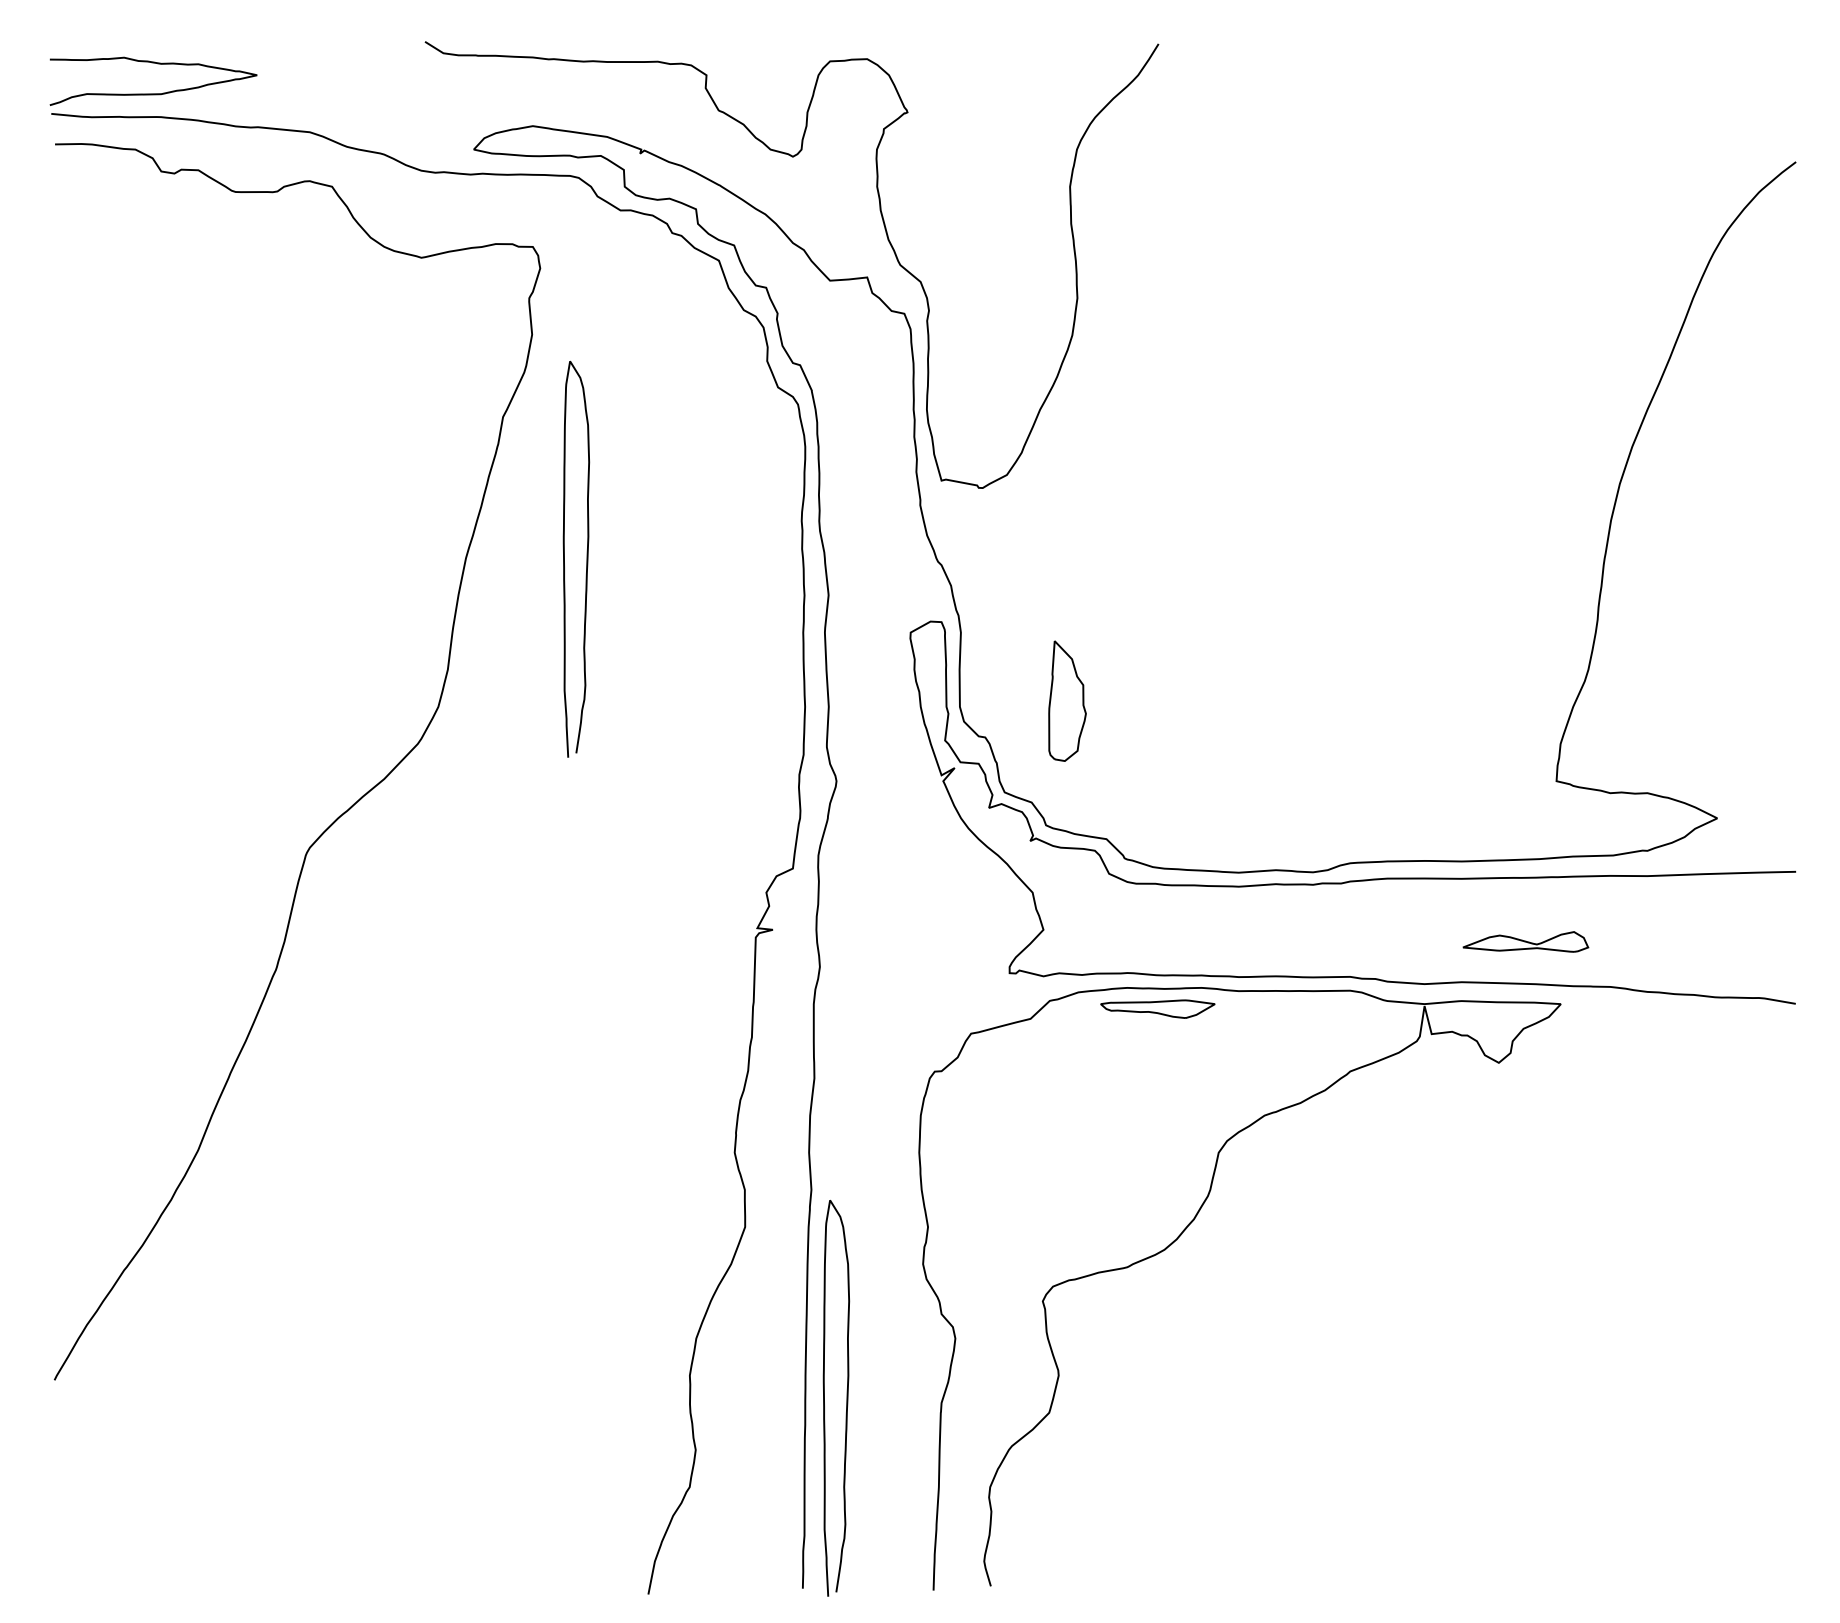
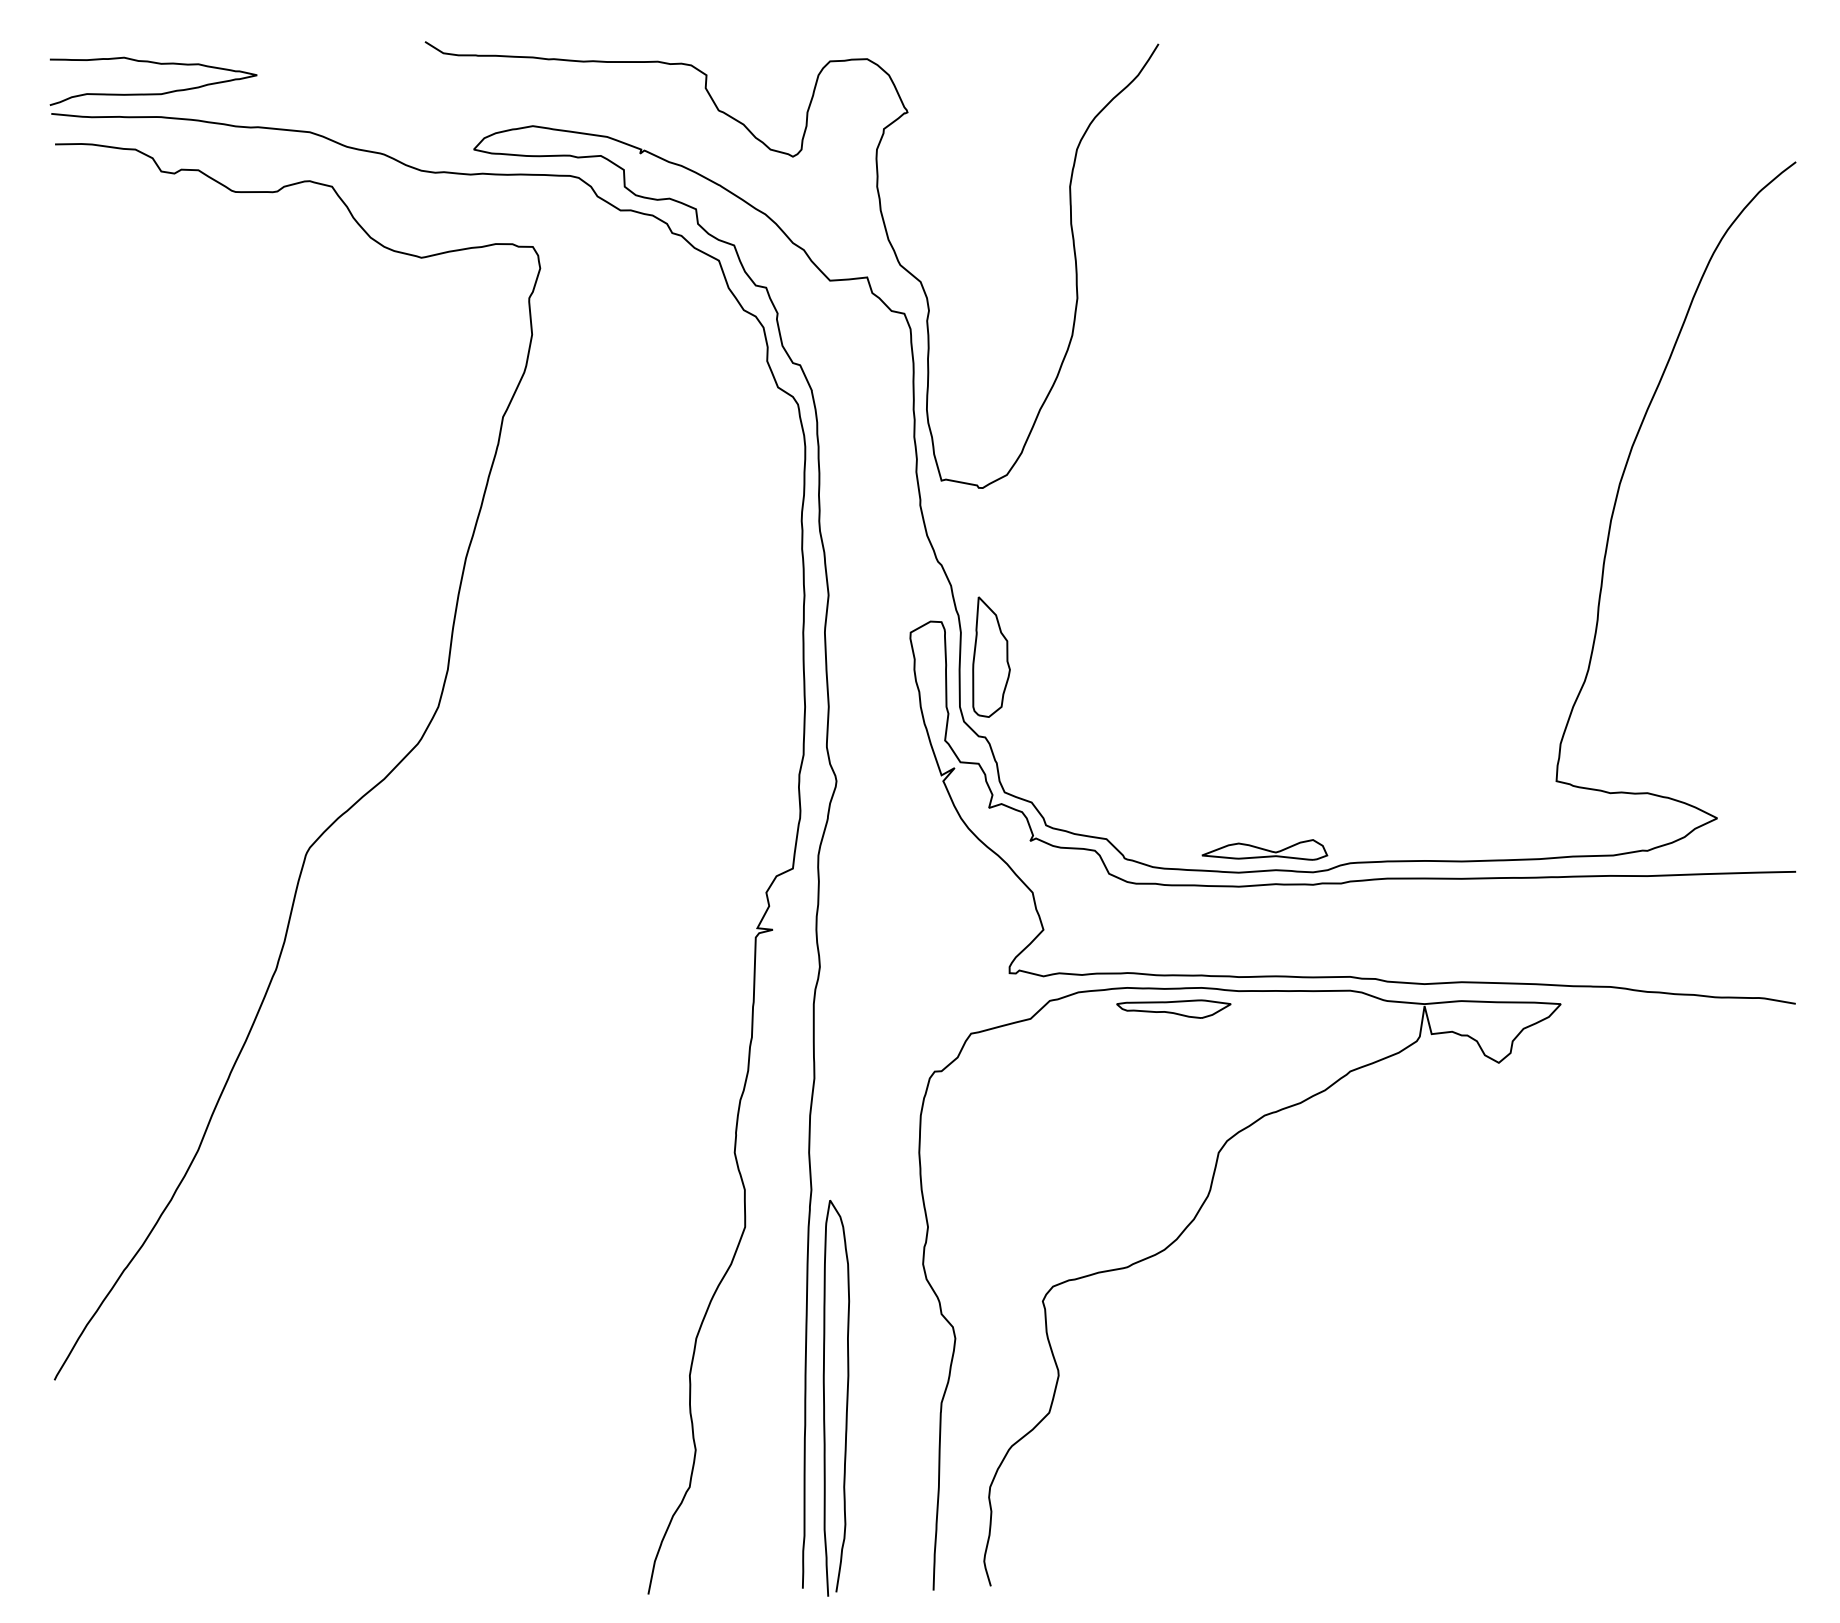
curve: present -> none (586, 559)
part position: (1067, 700) -> (991, 656) (991, 656)
part position: (1525, 941) -> (1264, 849) (1264, 849)
part position: (1157, 1008) -> (1173, 1008) (1173, 1008)
